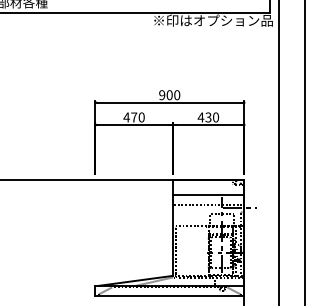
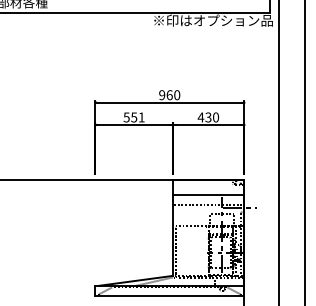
text: 900 -> 960 (169, 94)
text: 470 -> 551 (133, 117)
